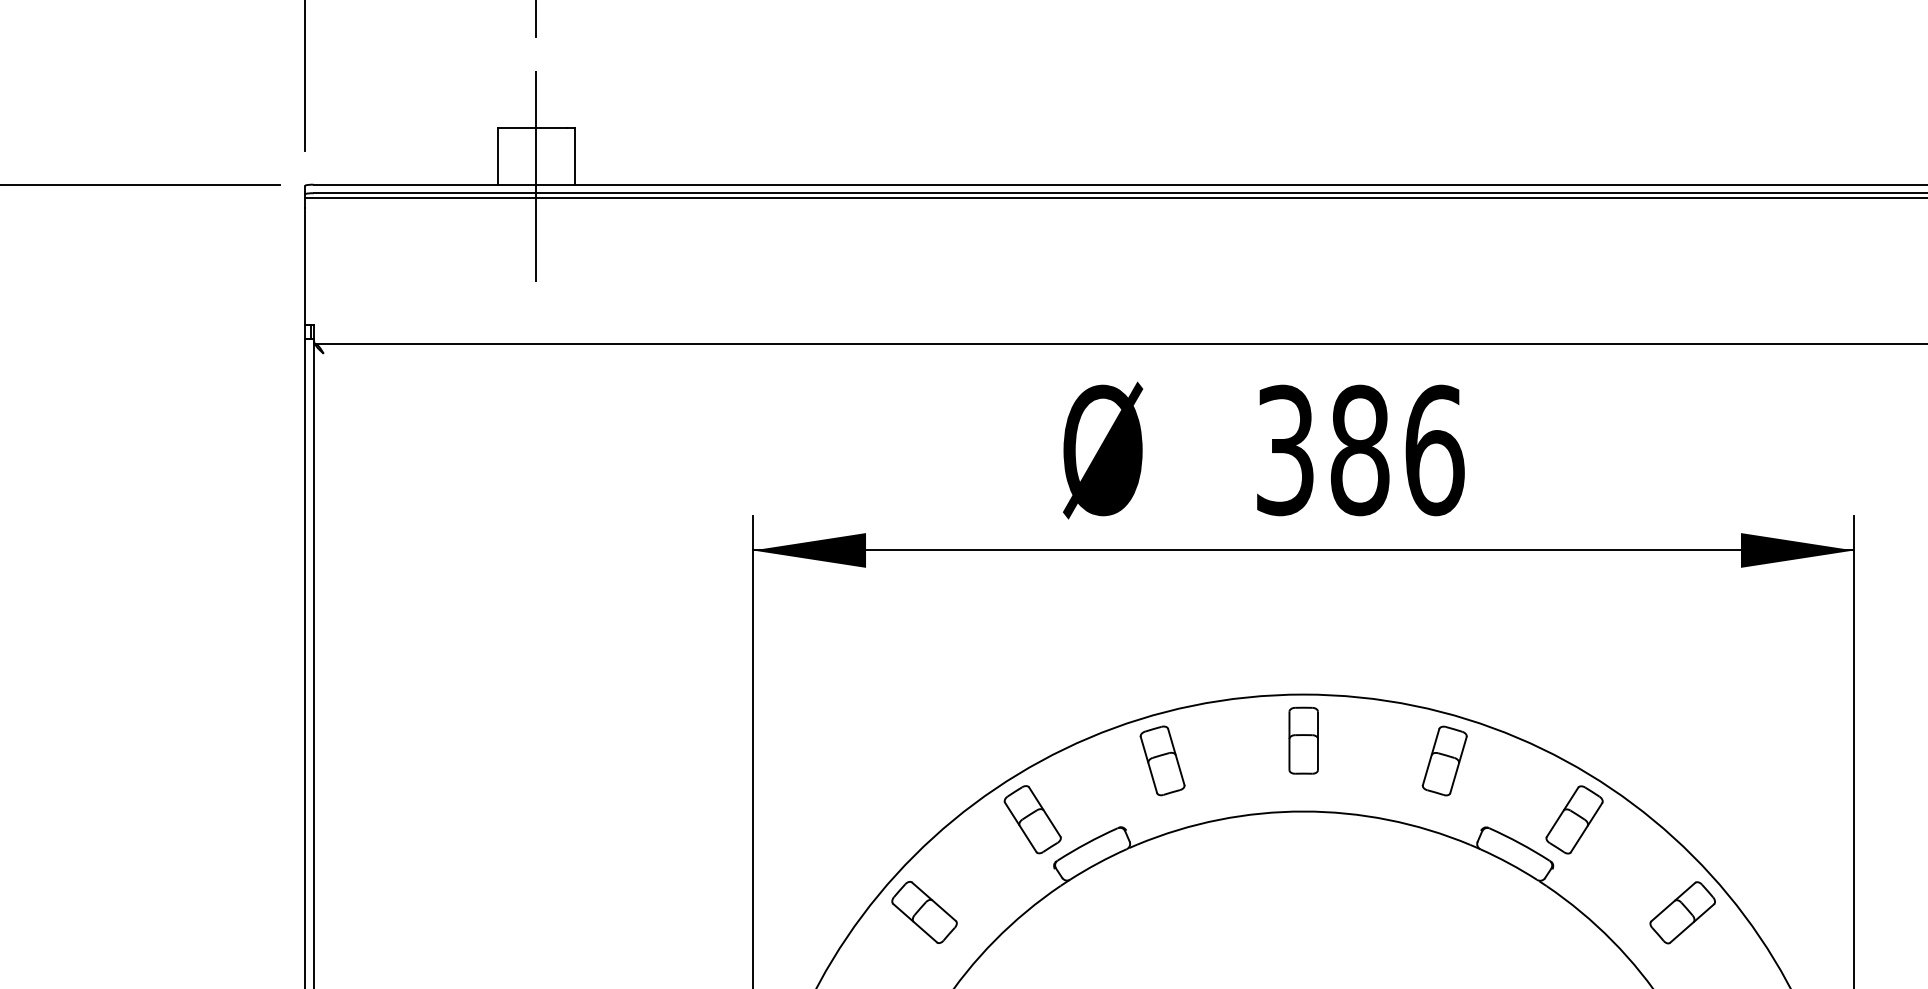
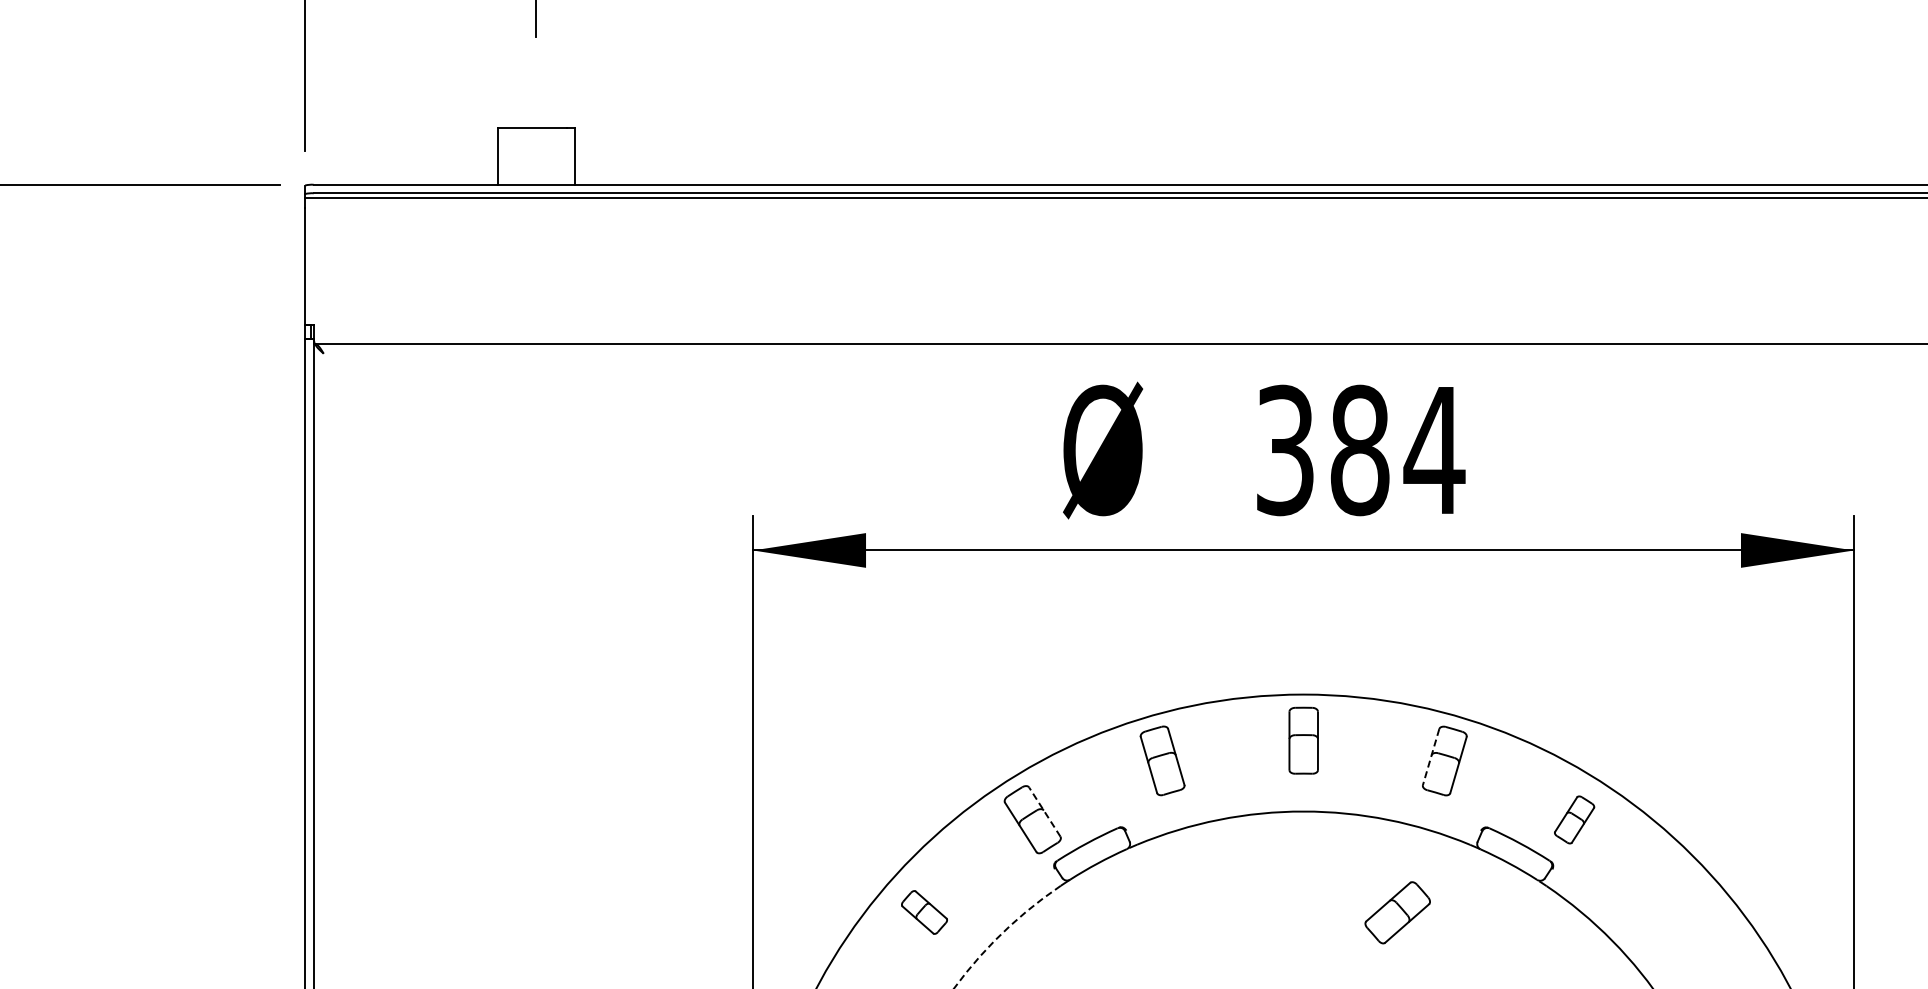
line: present -> none (536, 176)
text: 386 -> 384 (1434, 450)
line: solid -> dashed (1430, 757)
line: solid -> dashed (1044, 811)
part size: 59x70 px -> 42x50 px (1574, 819)
part size: 67x63 px -> 47x45 px (924, 912)
part position: (1682, 912) -> (1397, 912) (1397, 912)
arc: solid -> dashed (1002, 933)
